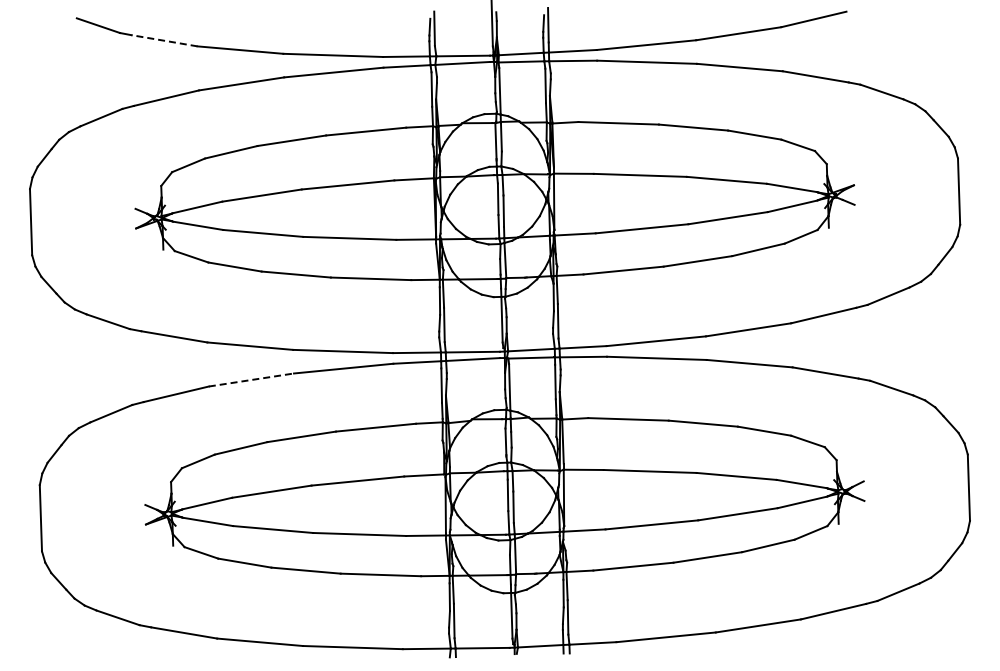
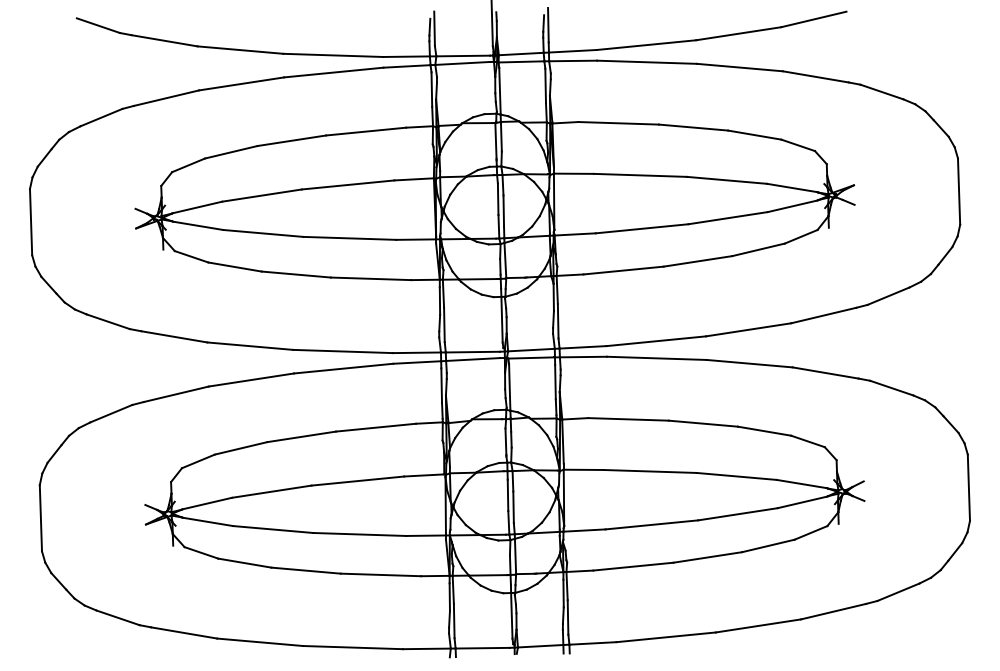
line: dashed -> solid (164, 40)
line: dashed -> solid (251, 379)
